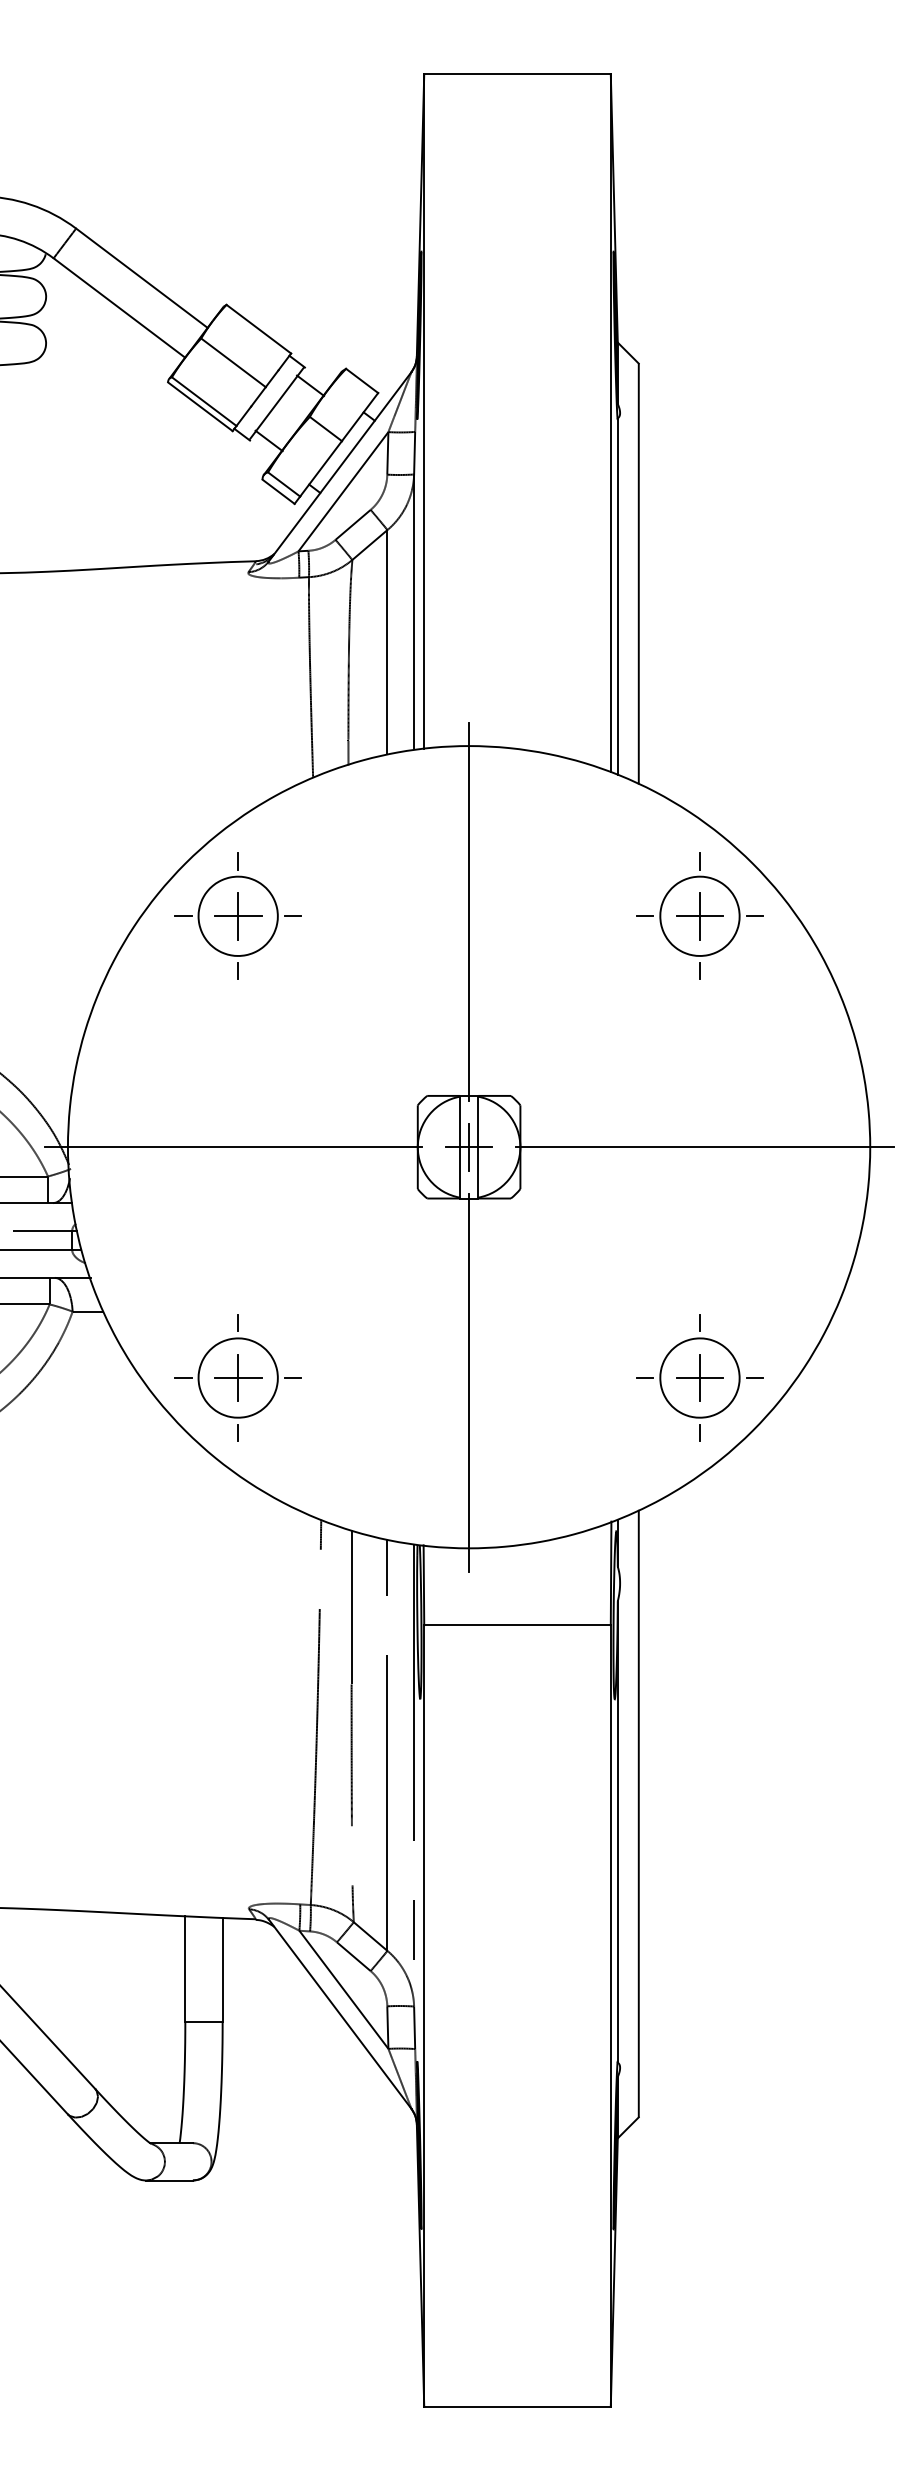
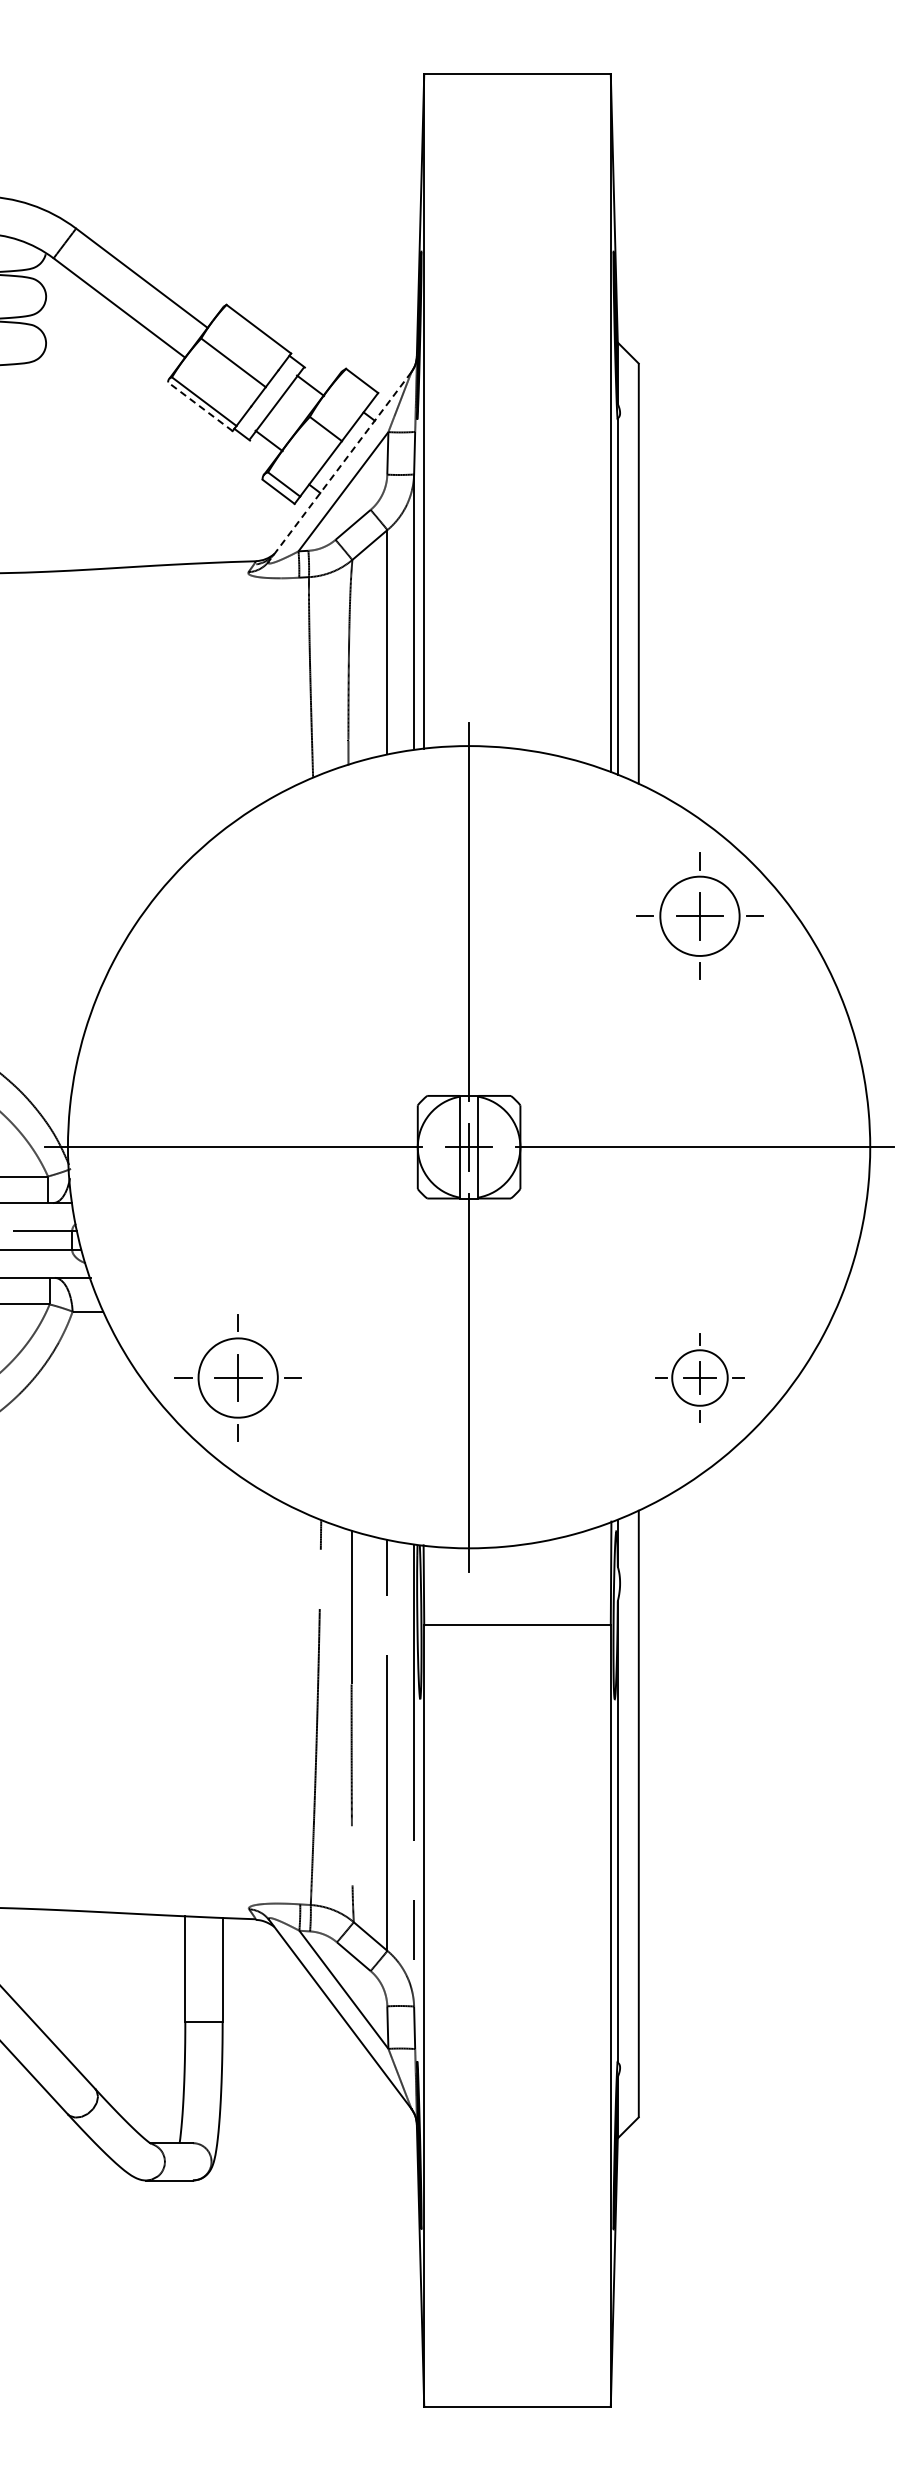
line: solid -> dashed (199, 406)
line: solid -> dashed (340, 466)
part: present -> none (237, 915)
part size: 128x128 px -> 90x90 px (699, 1377)
